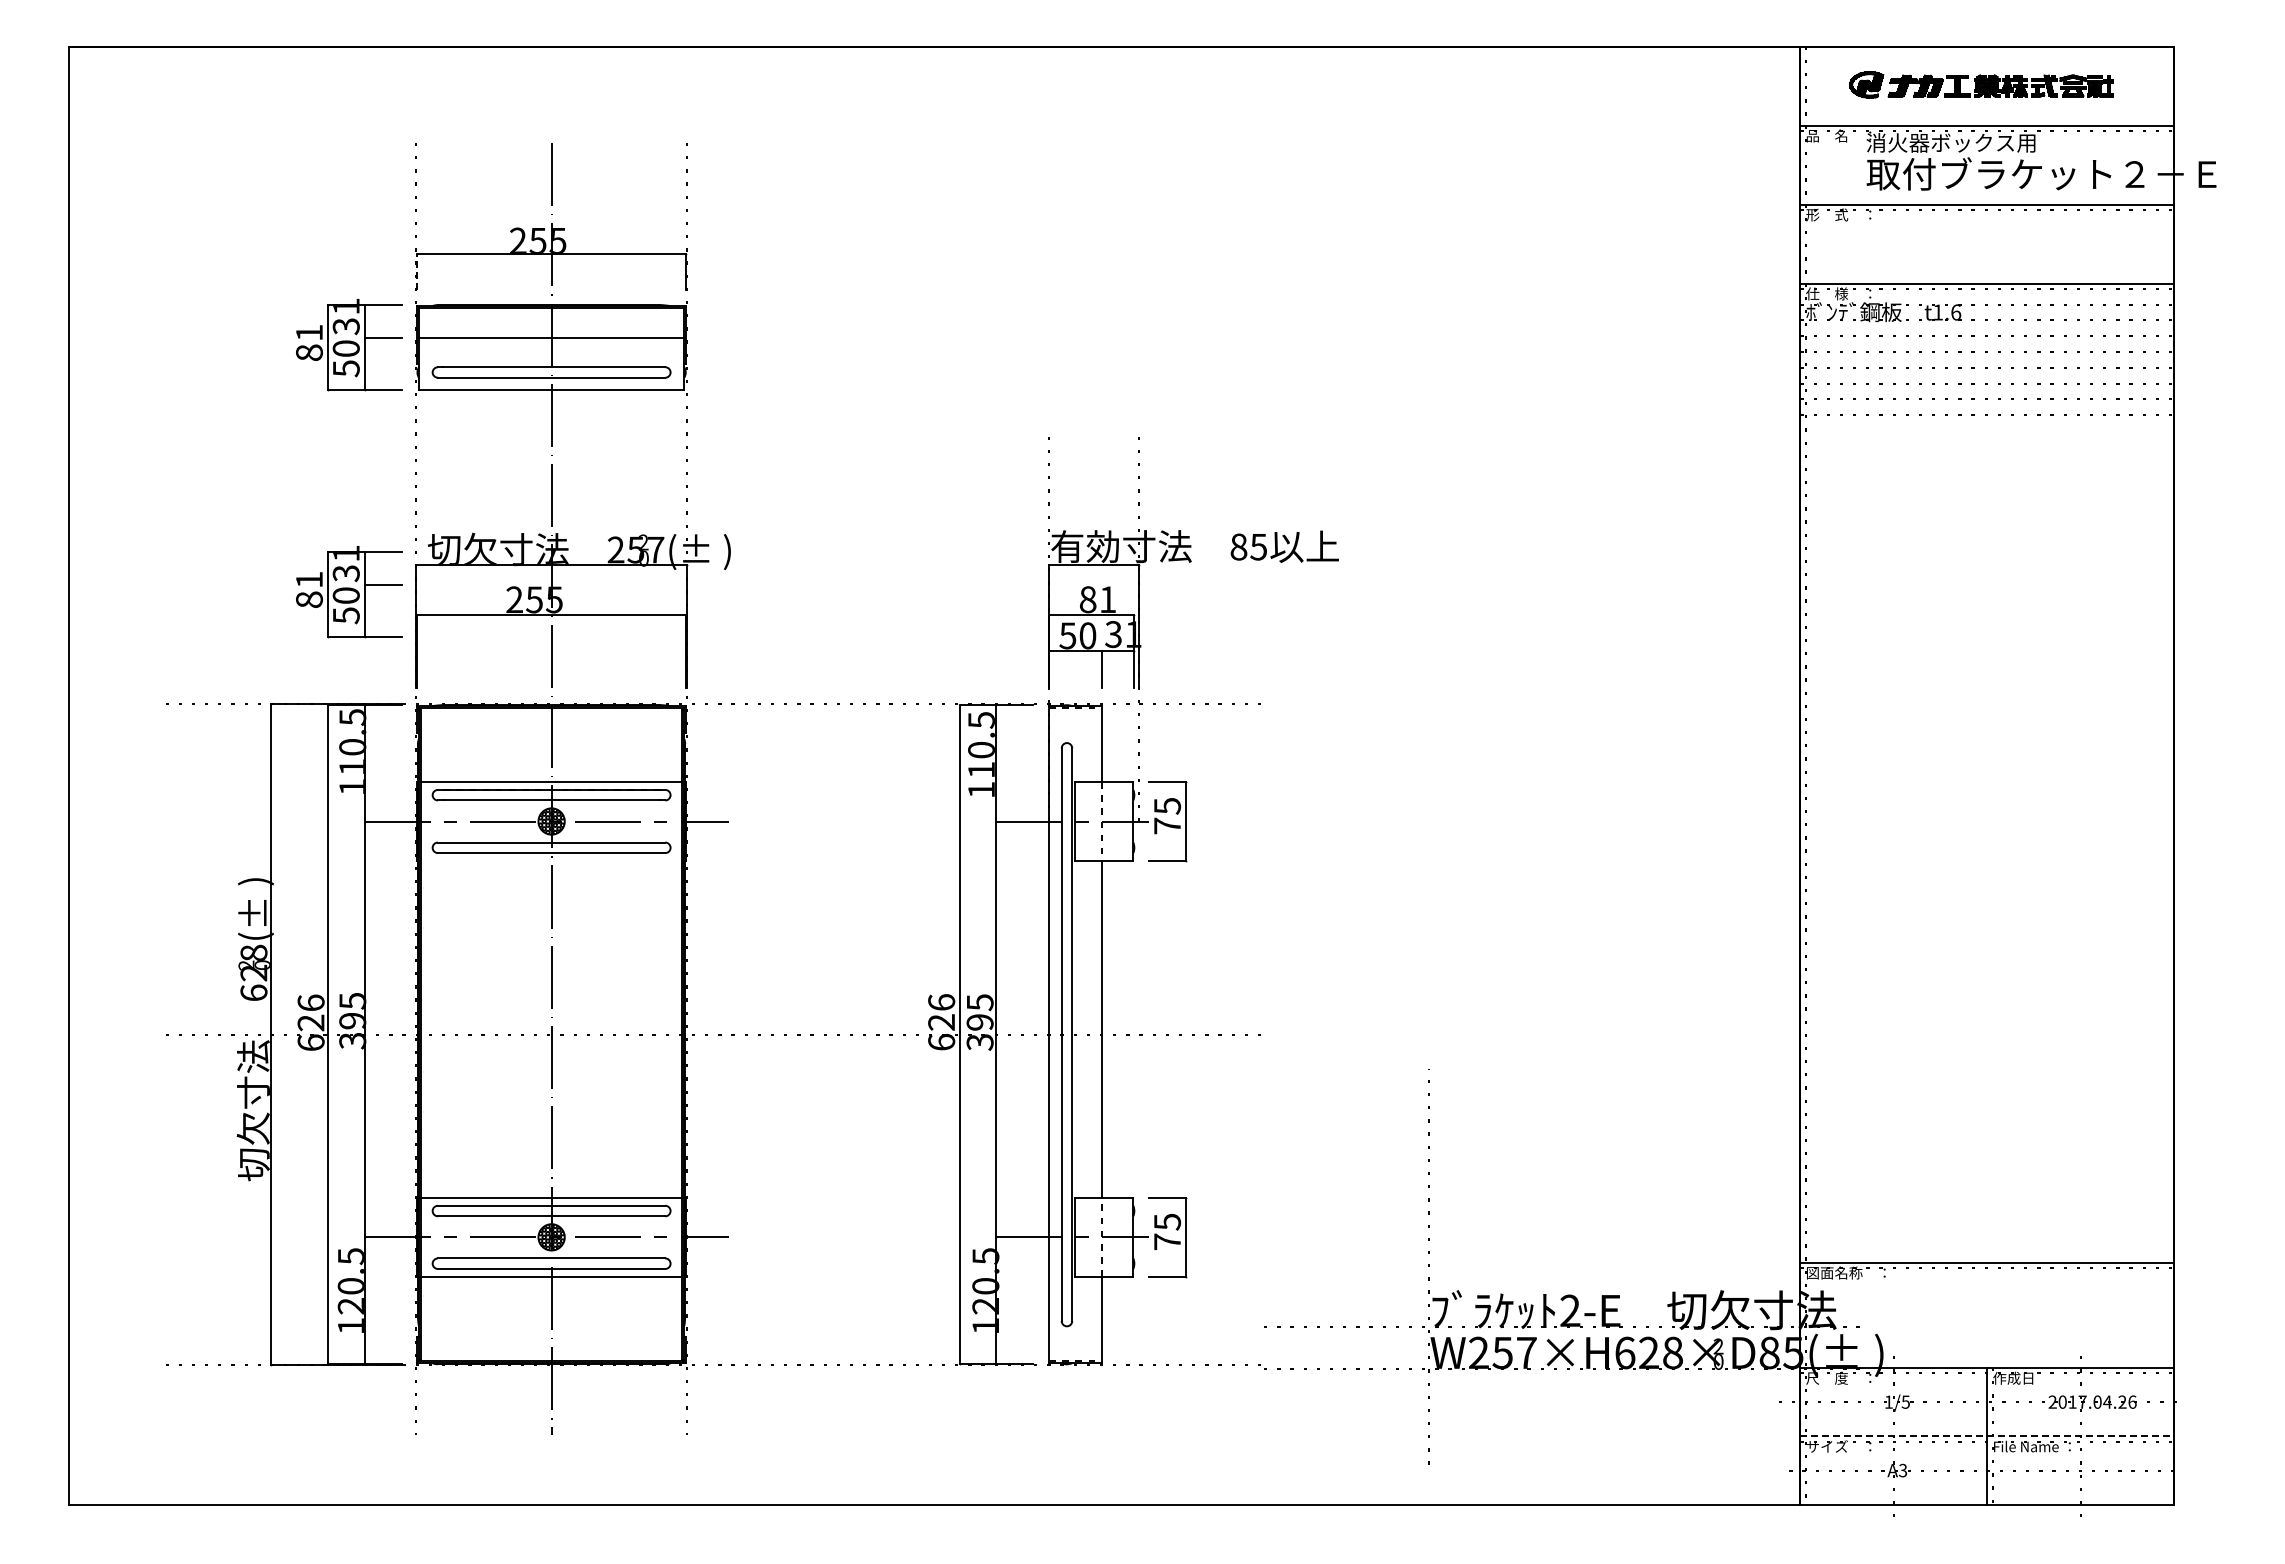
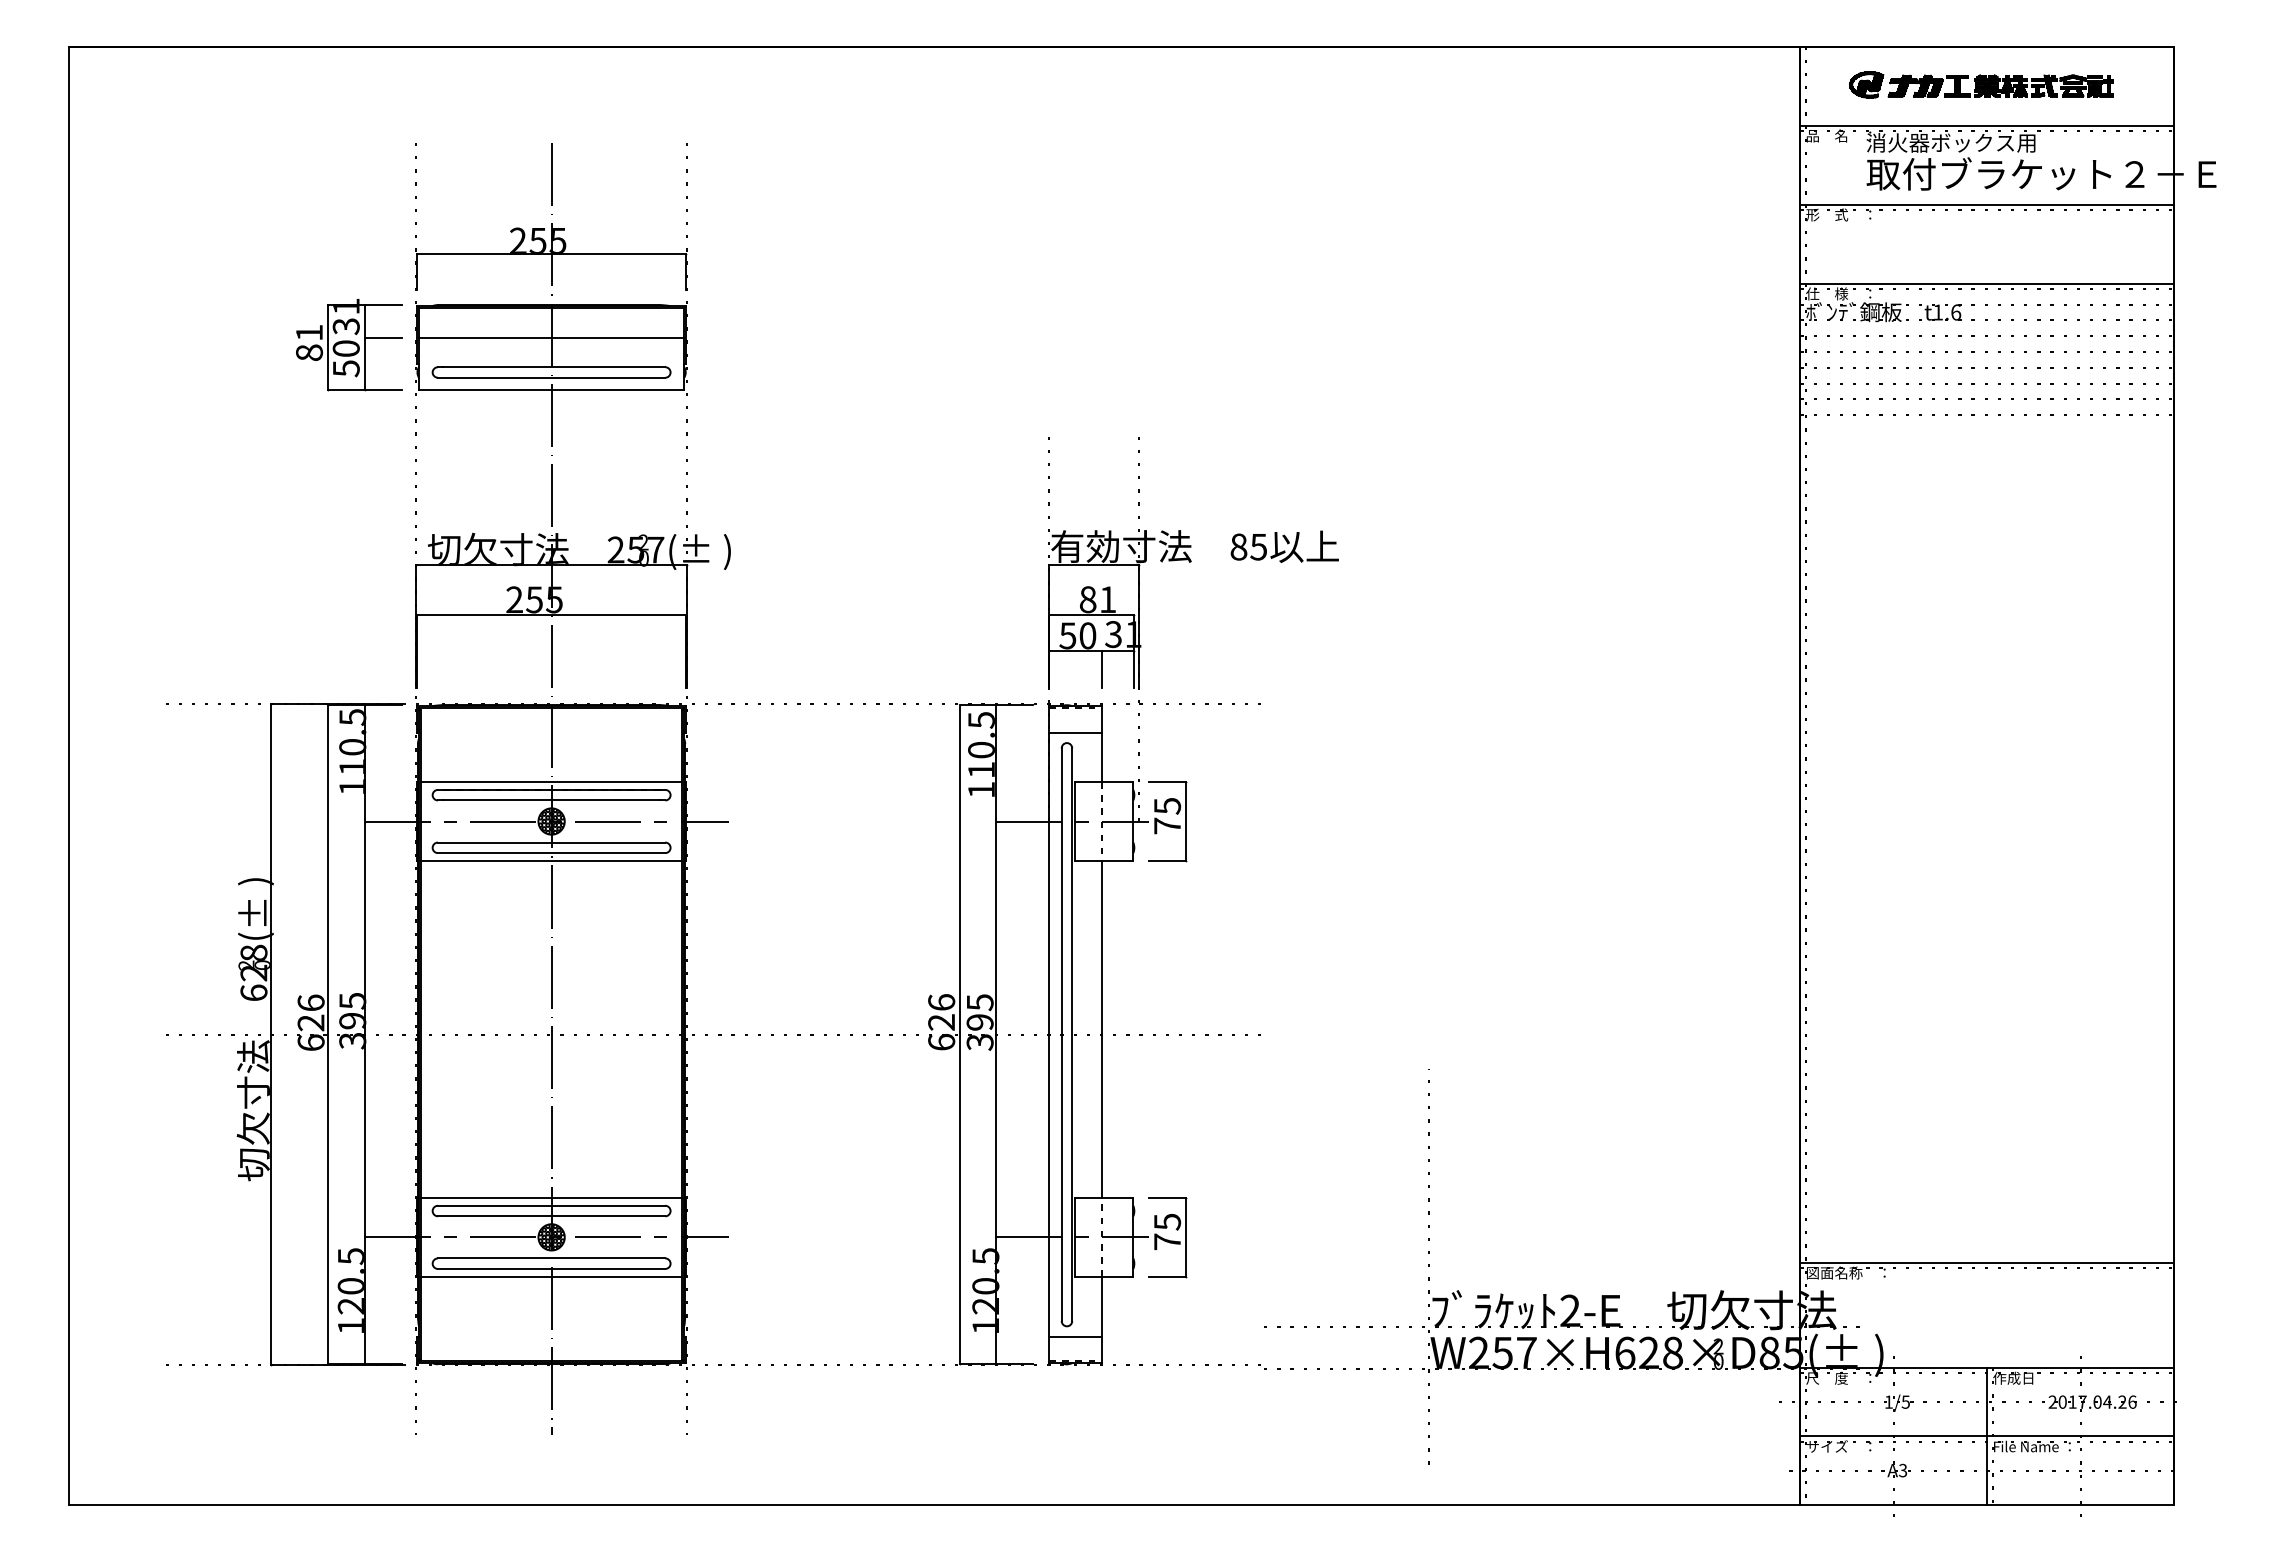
line: dashed -> solid (417, 271)
part: present -> none (349, 592)
line: none -> present (1075, 732)
line: none -> present (551, 860)
line: none -> present (1075, 1336)
line: dashed -> solid (1987, 1436)
